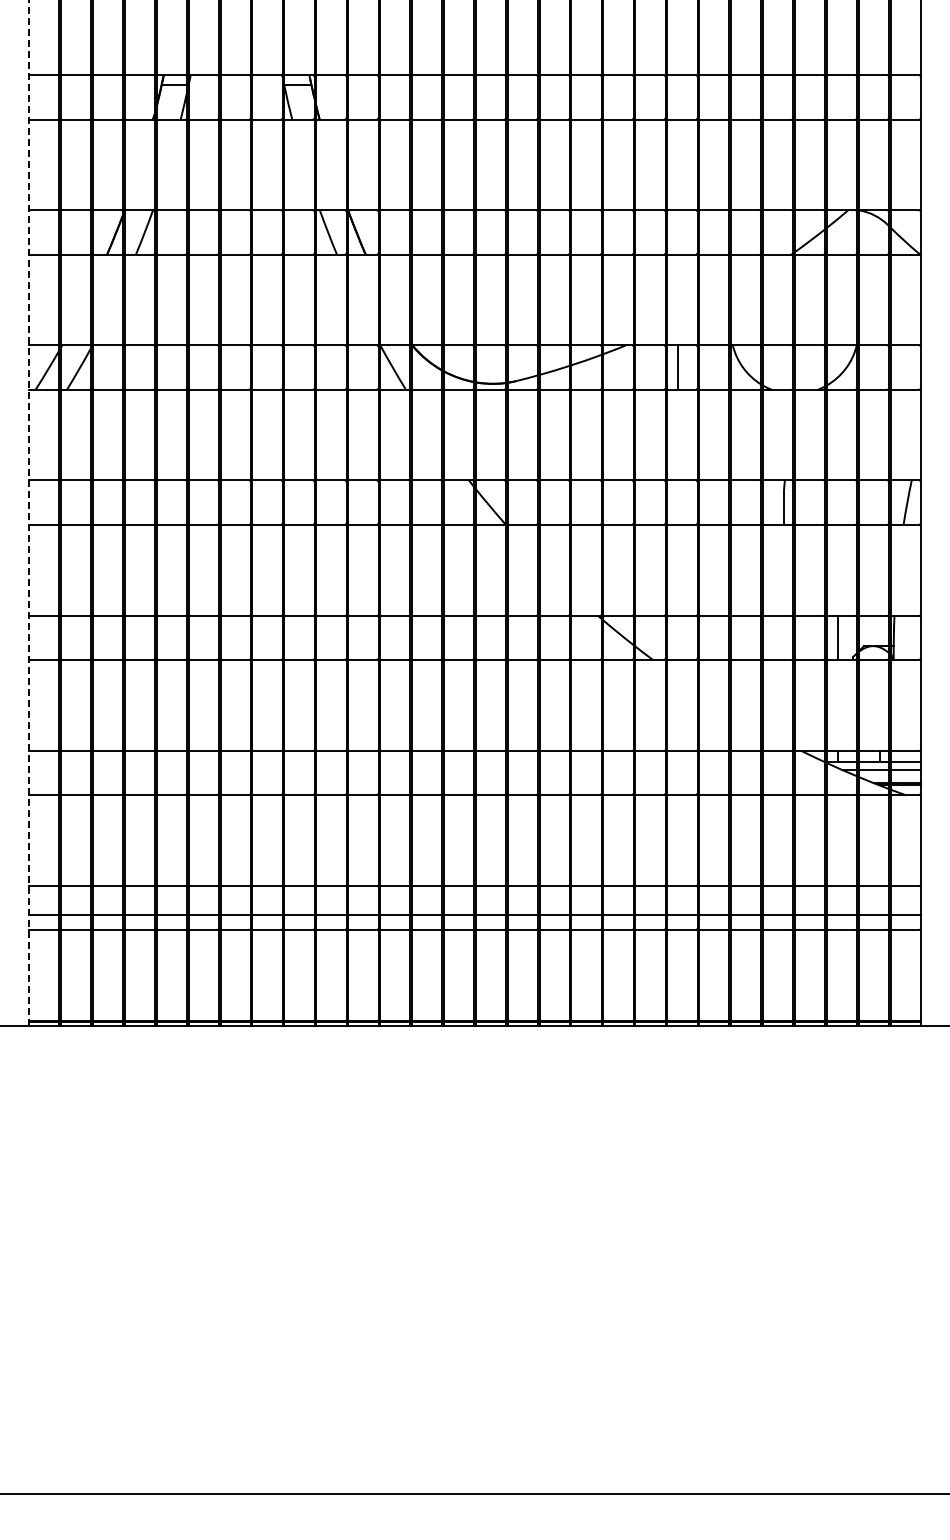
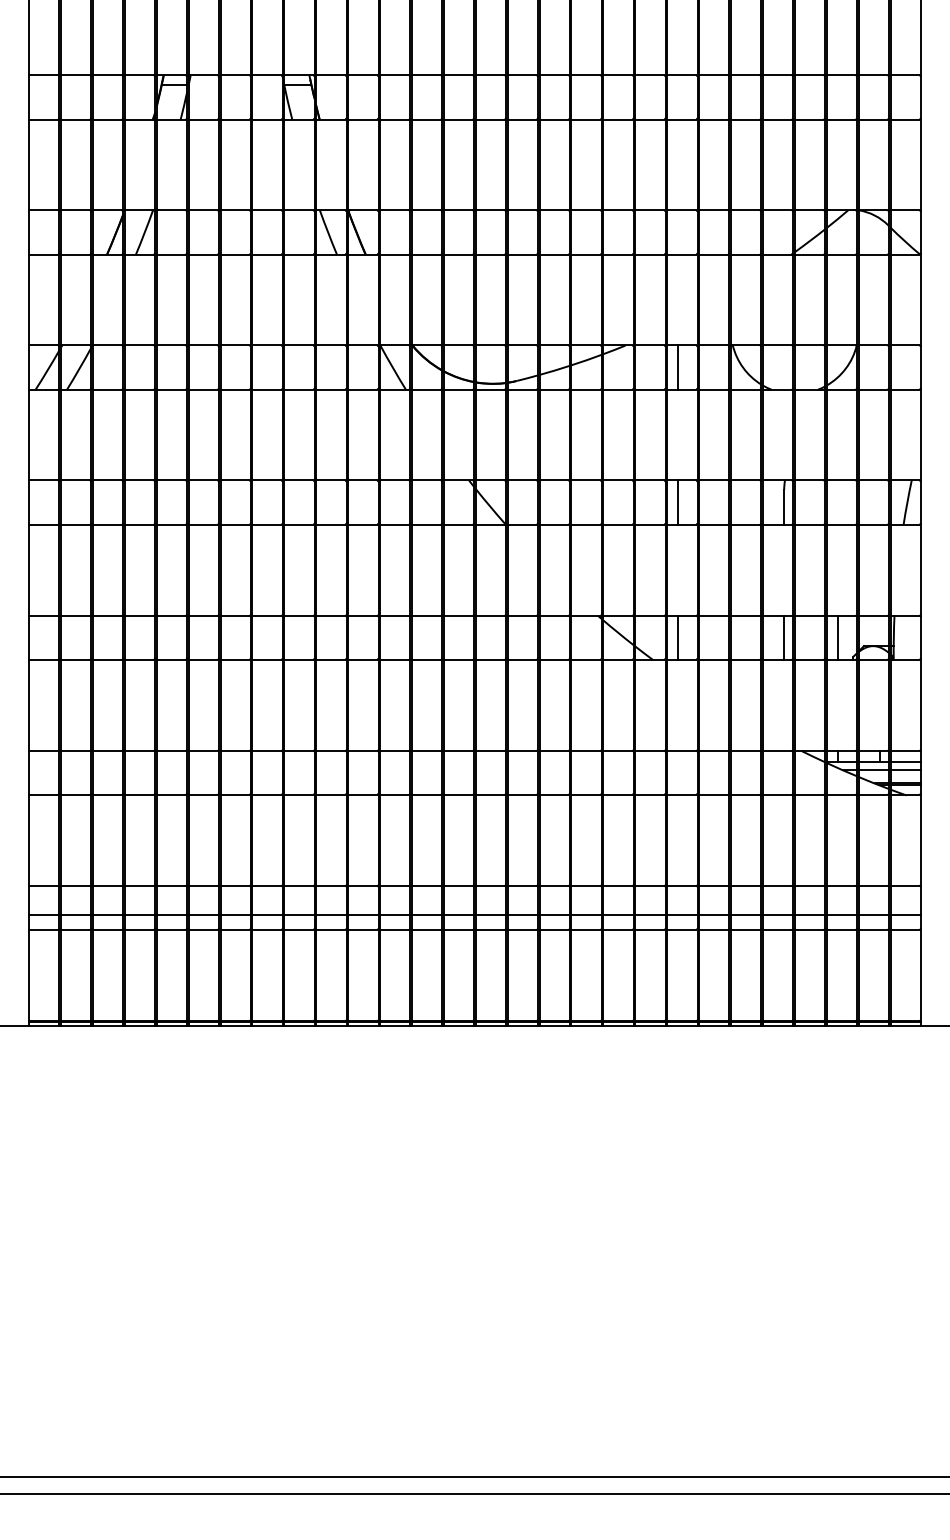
line: none -> present (677, 502)
line: dashed -> solid (29, 512)
line: none -> present (677, 637)
line: none -> present (784, 637)
line: none -> present (474, 1476)
